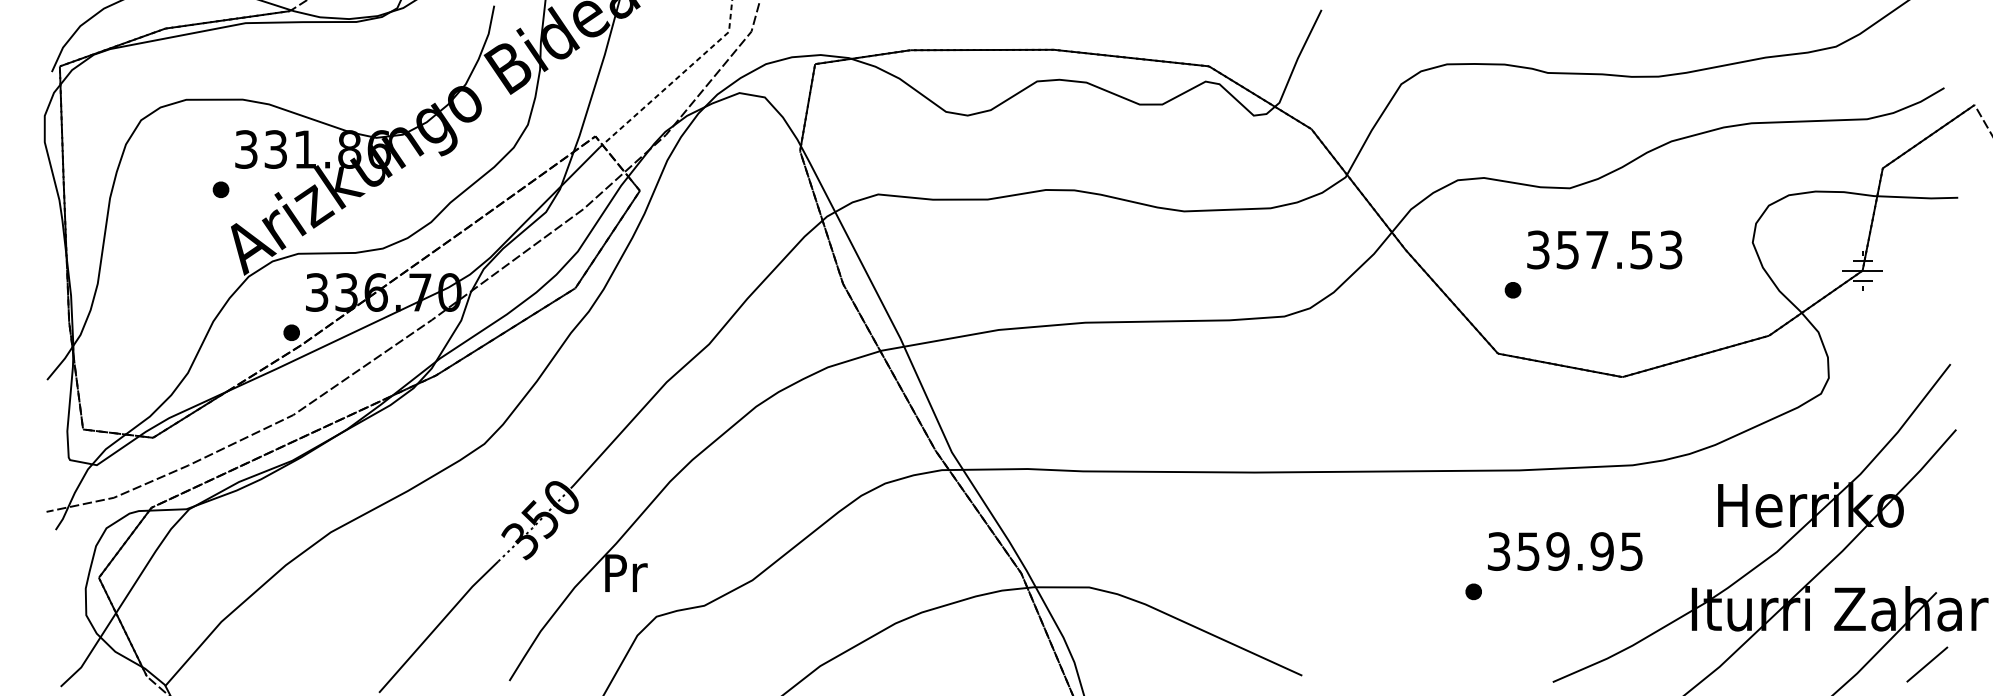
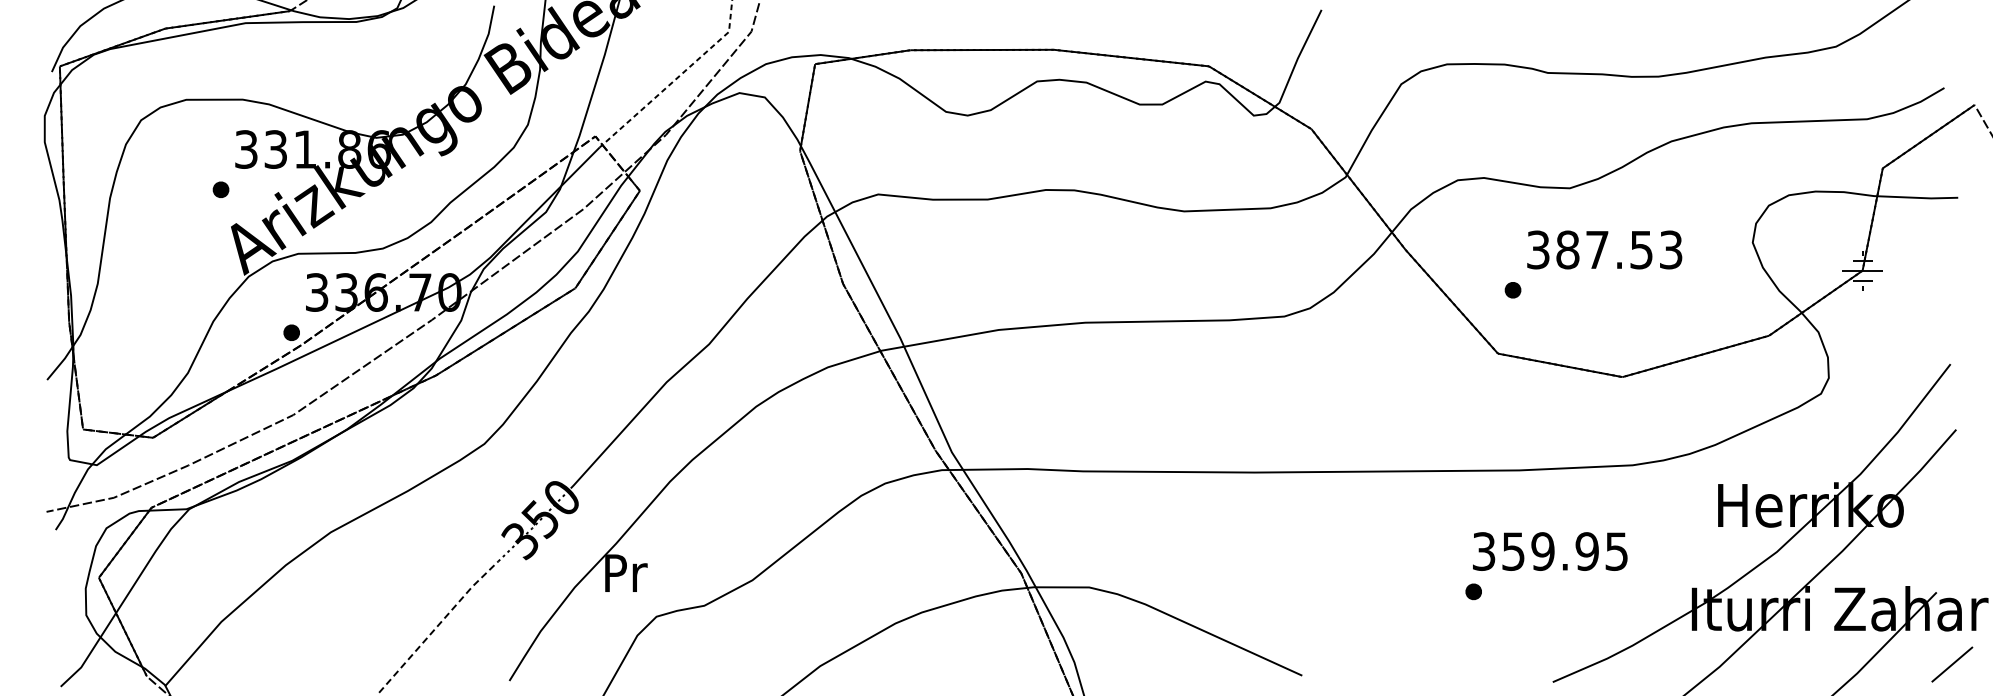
text: 357.53 -> 387.53 (1567, 249)
text position: (1565, 551) -> (1550, 551) (1550, 551)
line: solid -> dashed (438, 625)
line position: (1927, 664) -> (1952, 664) (1952, 664)
